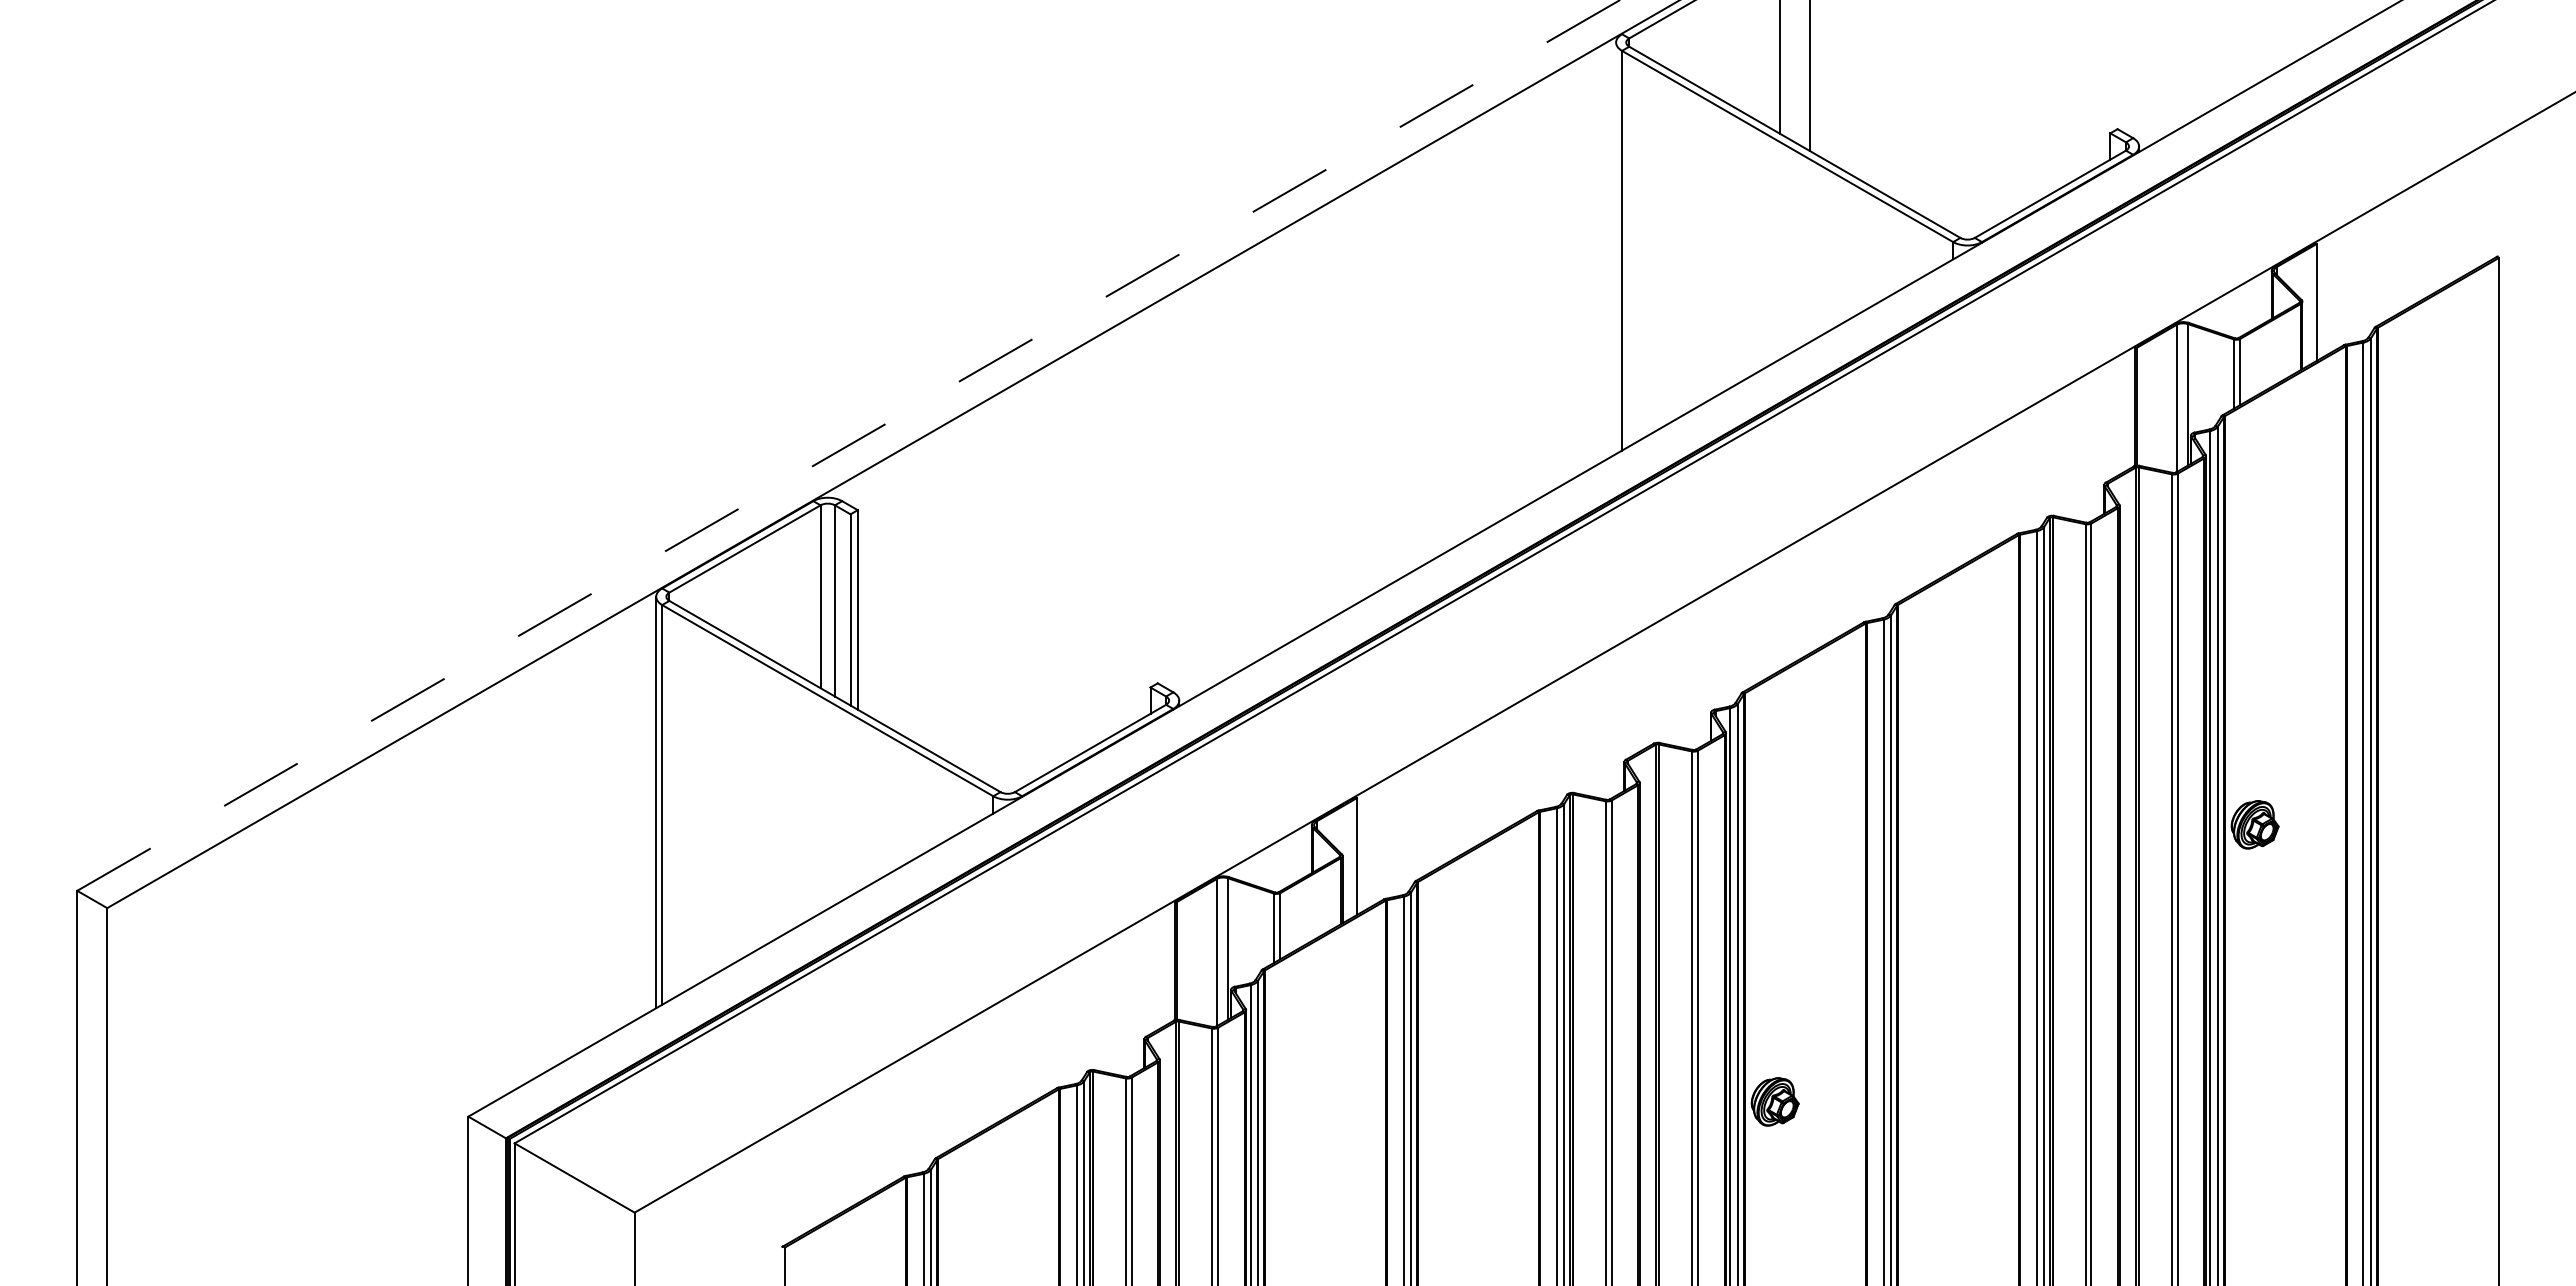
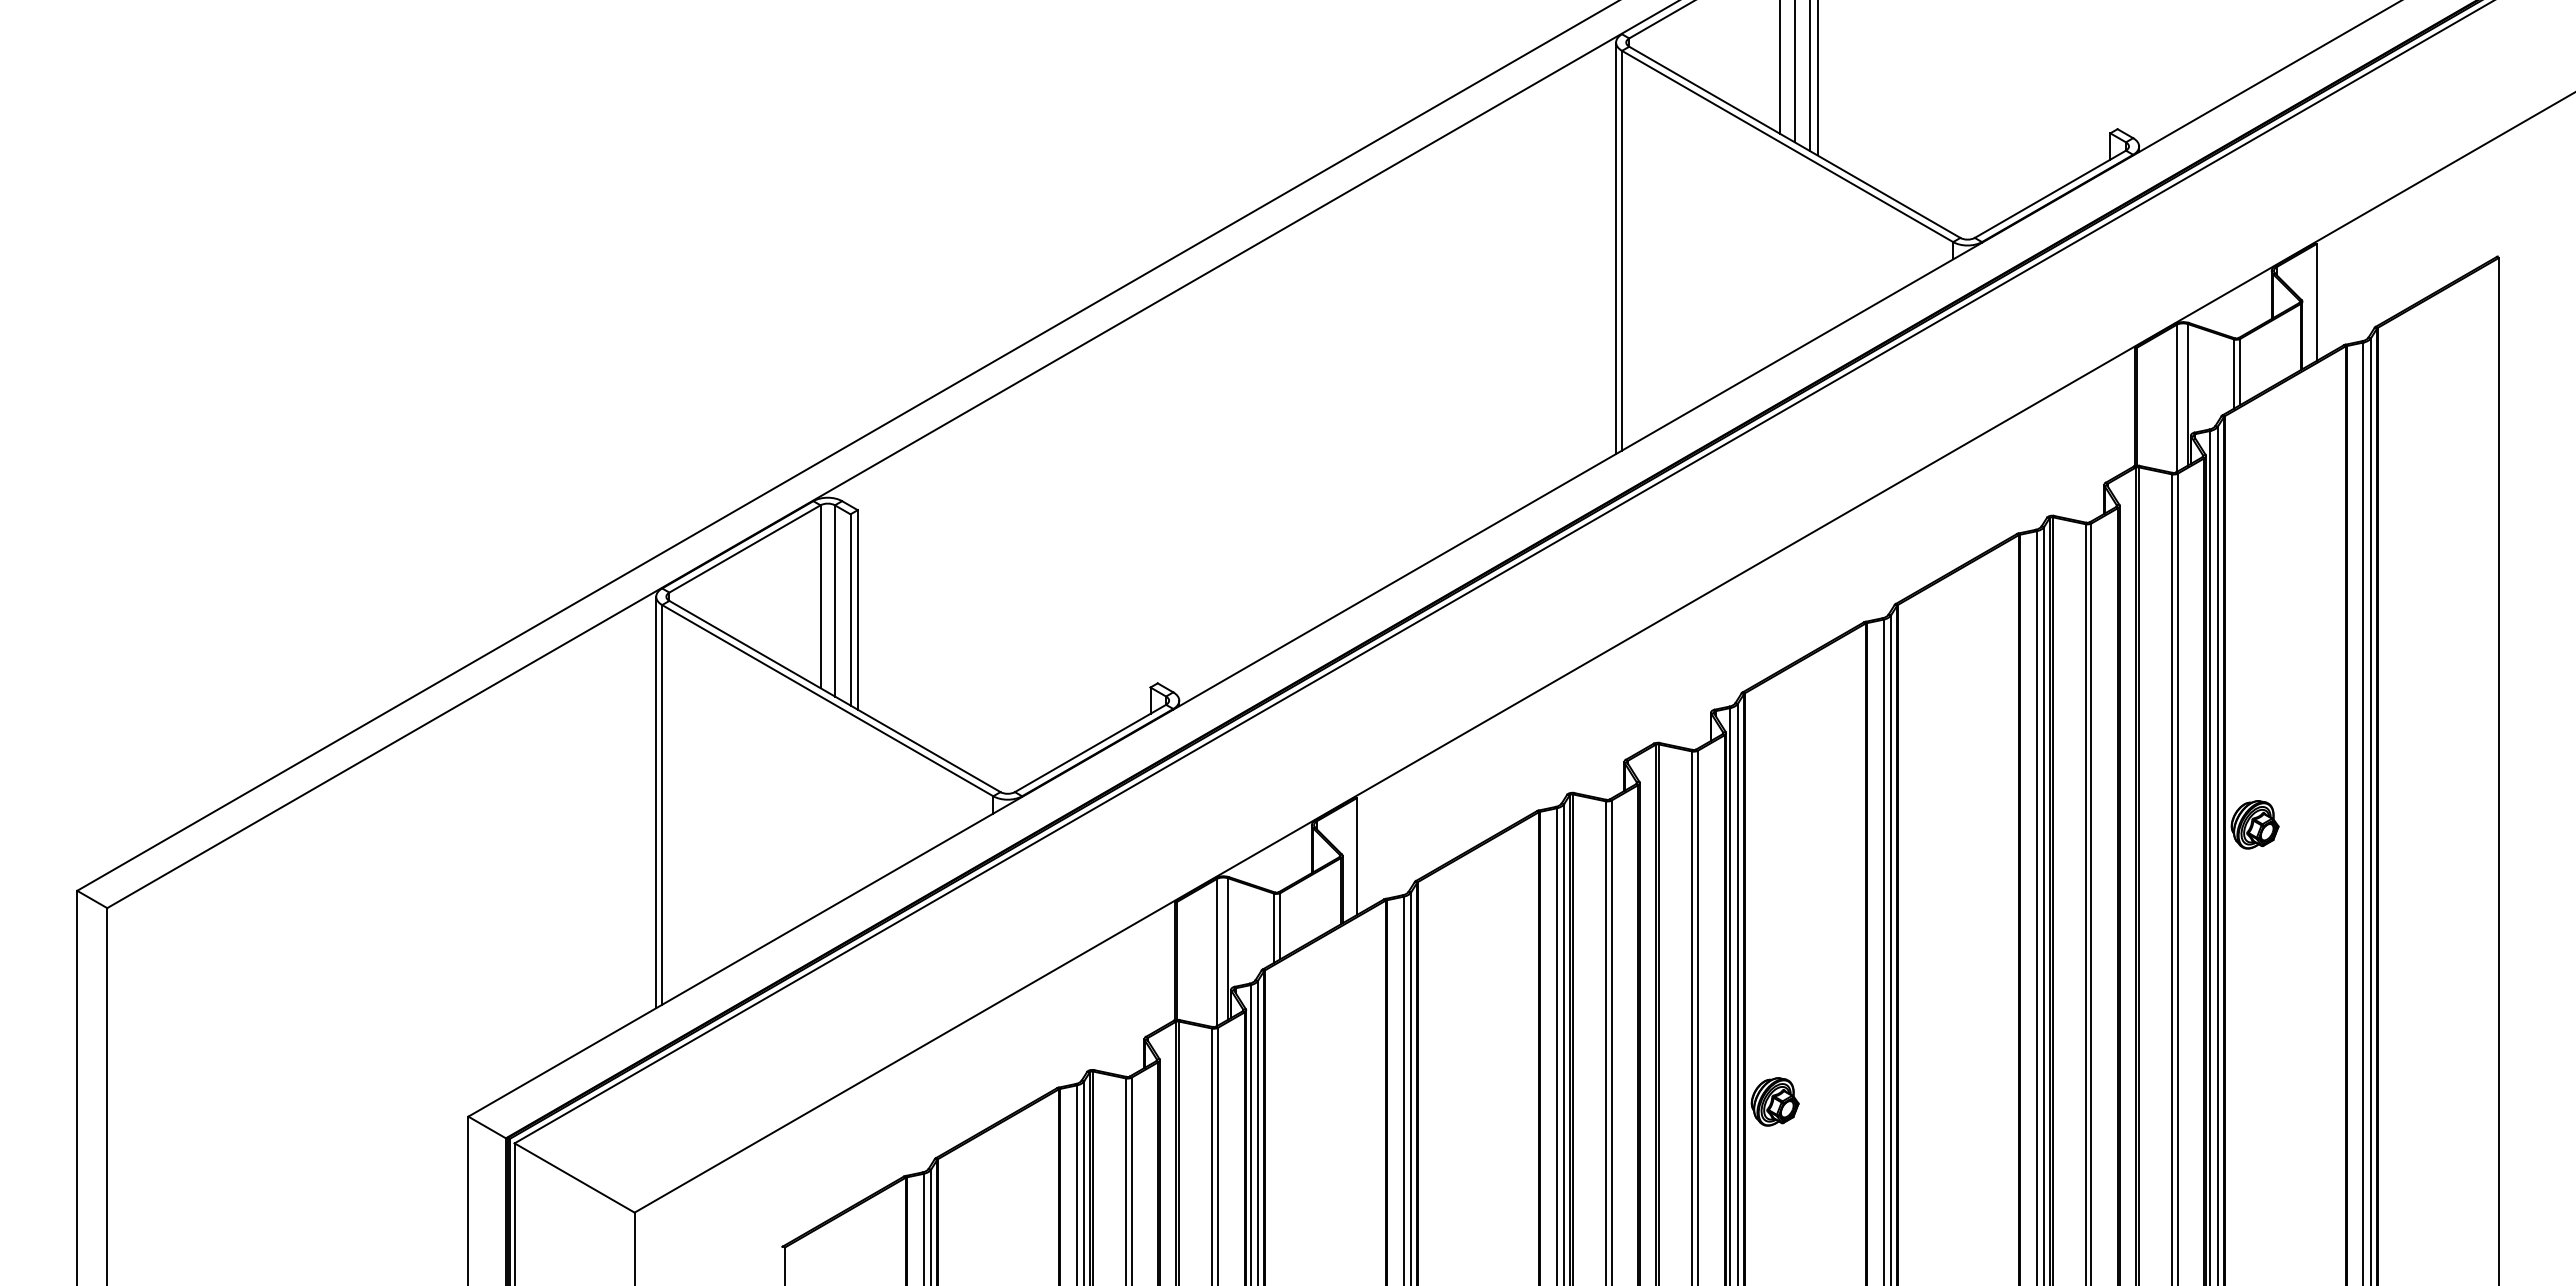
line: none -> present (1794, 72)
line: none -> present (1817, 78)
line: none -> present (1616, 248)
line: dashed -> solid (848, 445)
